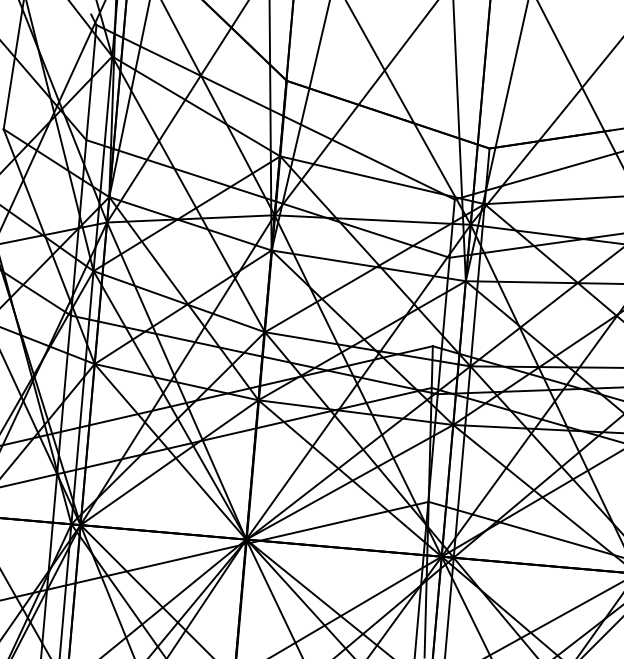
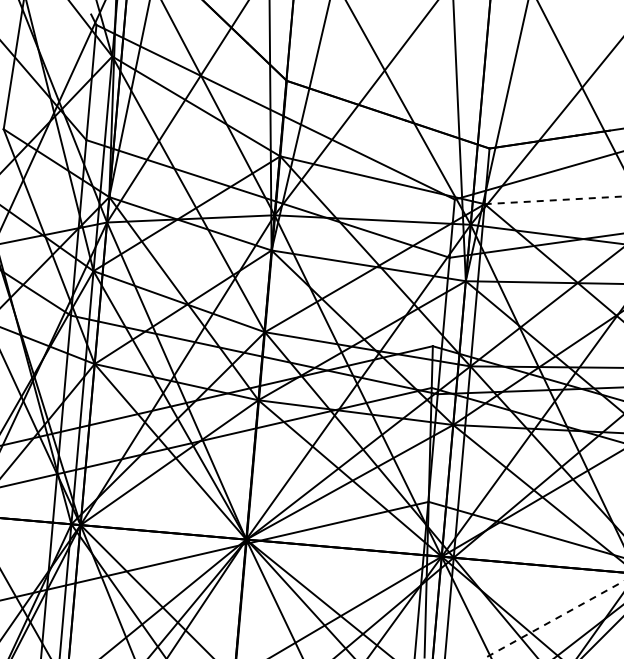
line: solid -> dashed (554, 200)
line: solid -> dashed (553, 620)
